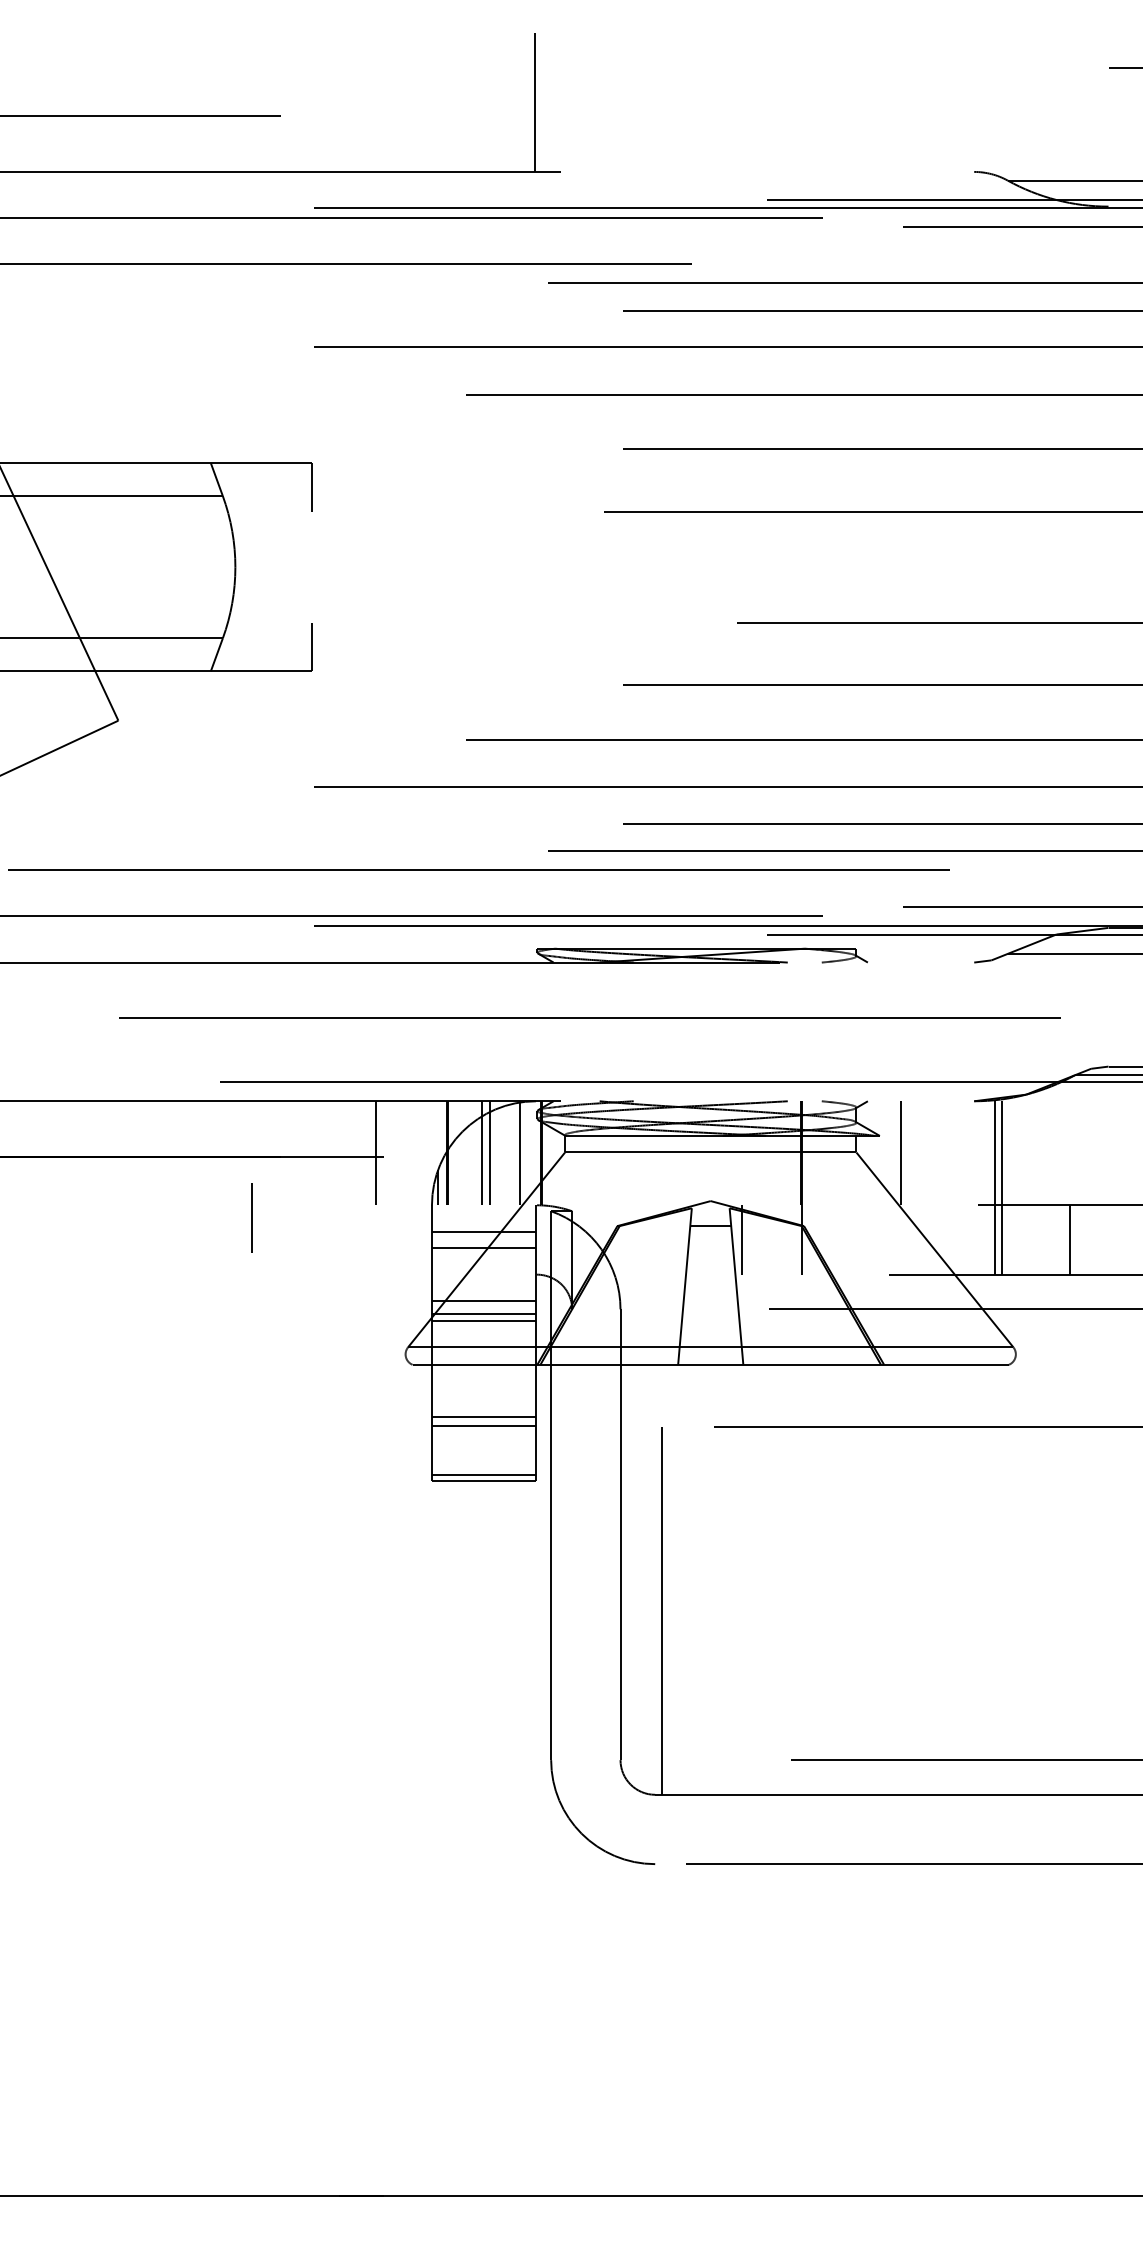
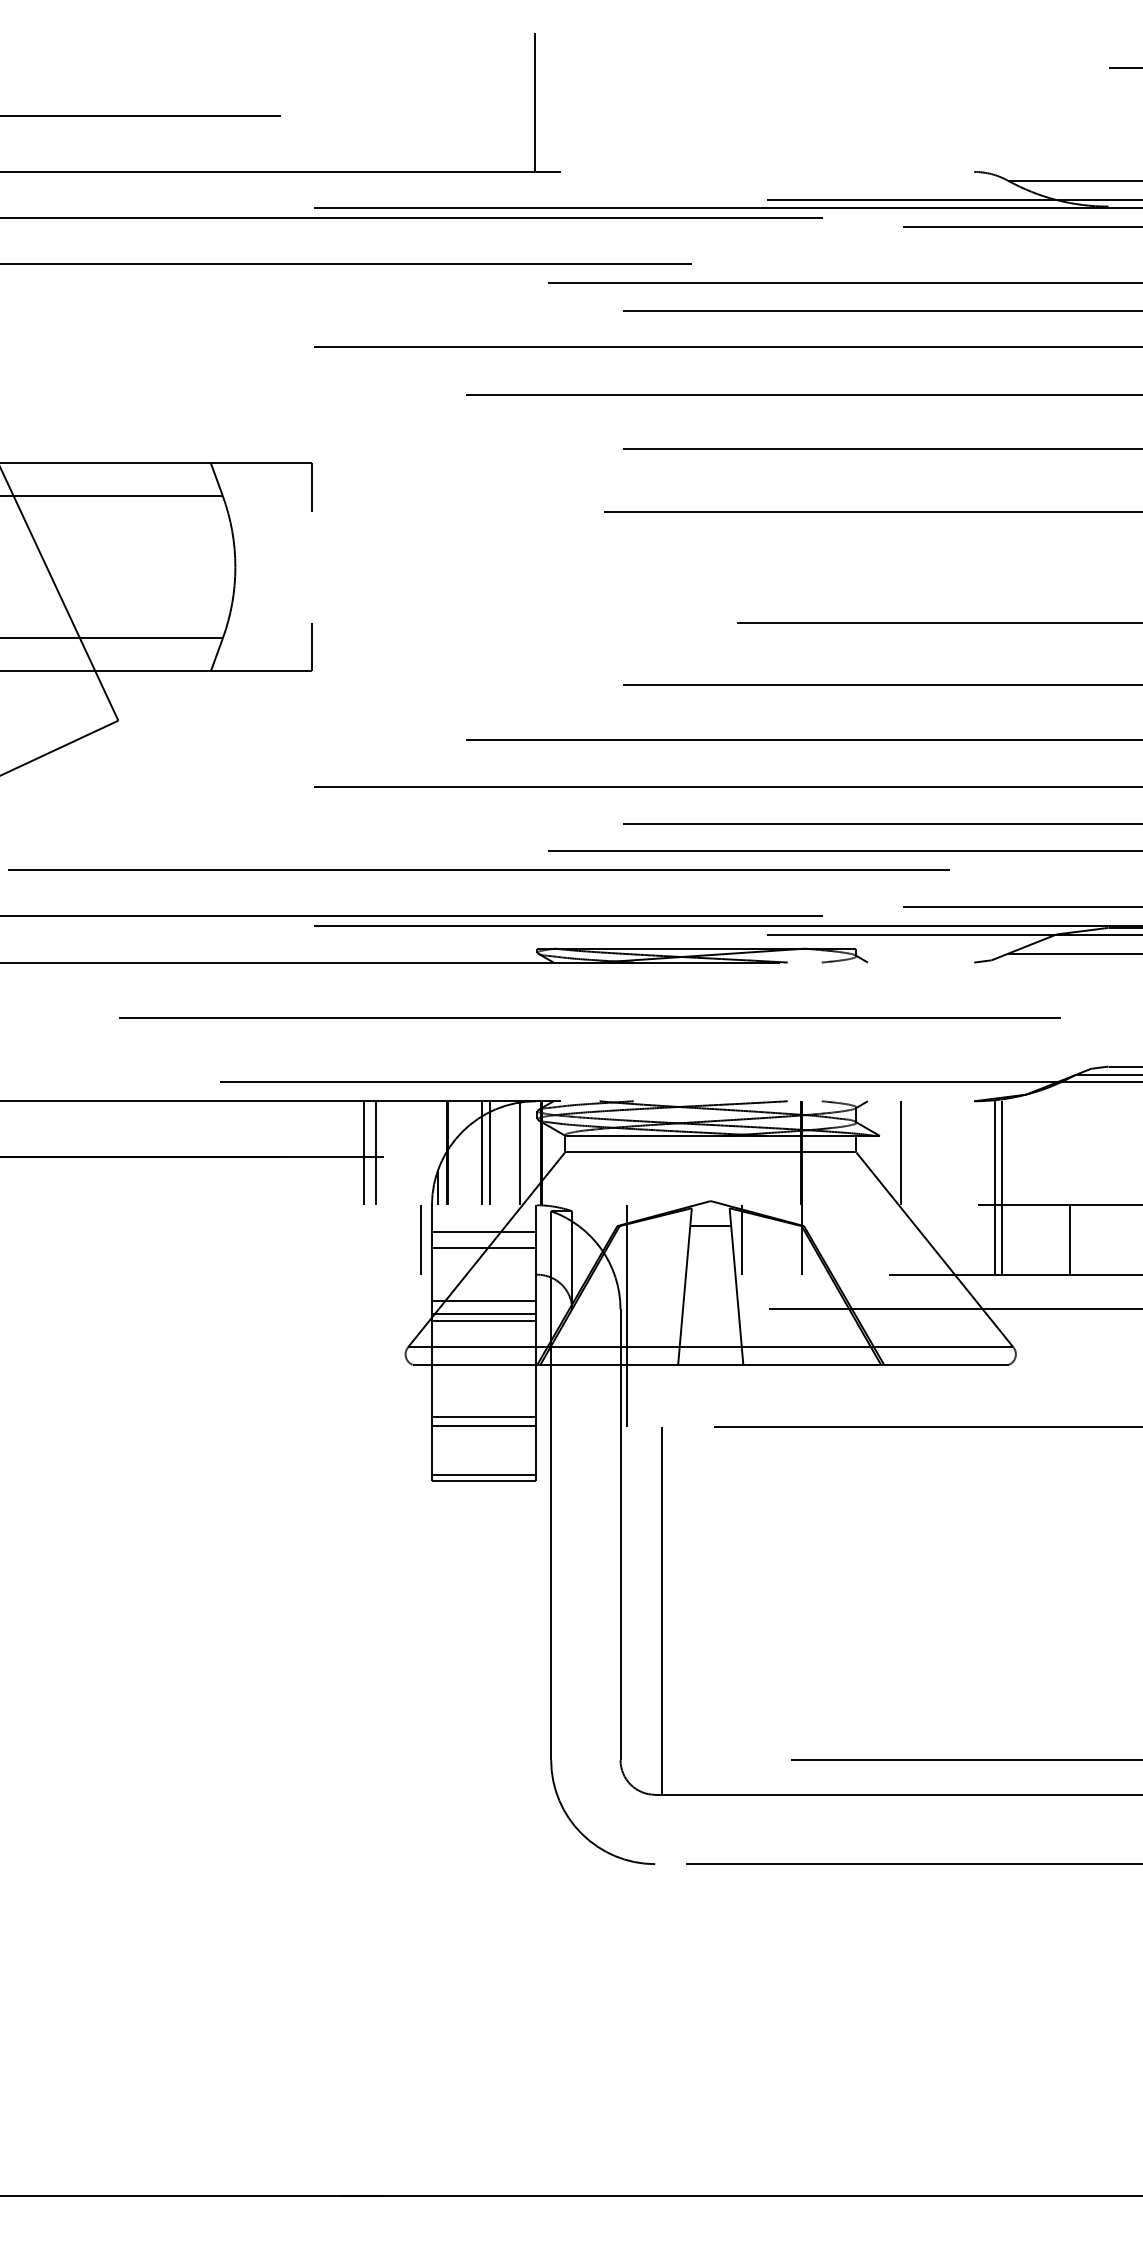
line: none -> present (363, 1153)
line position: (251, 1217) -> (420, 1239) (420, 1239)
line: none -> present (627, 1316)
